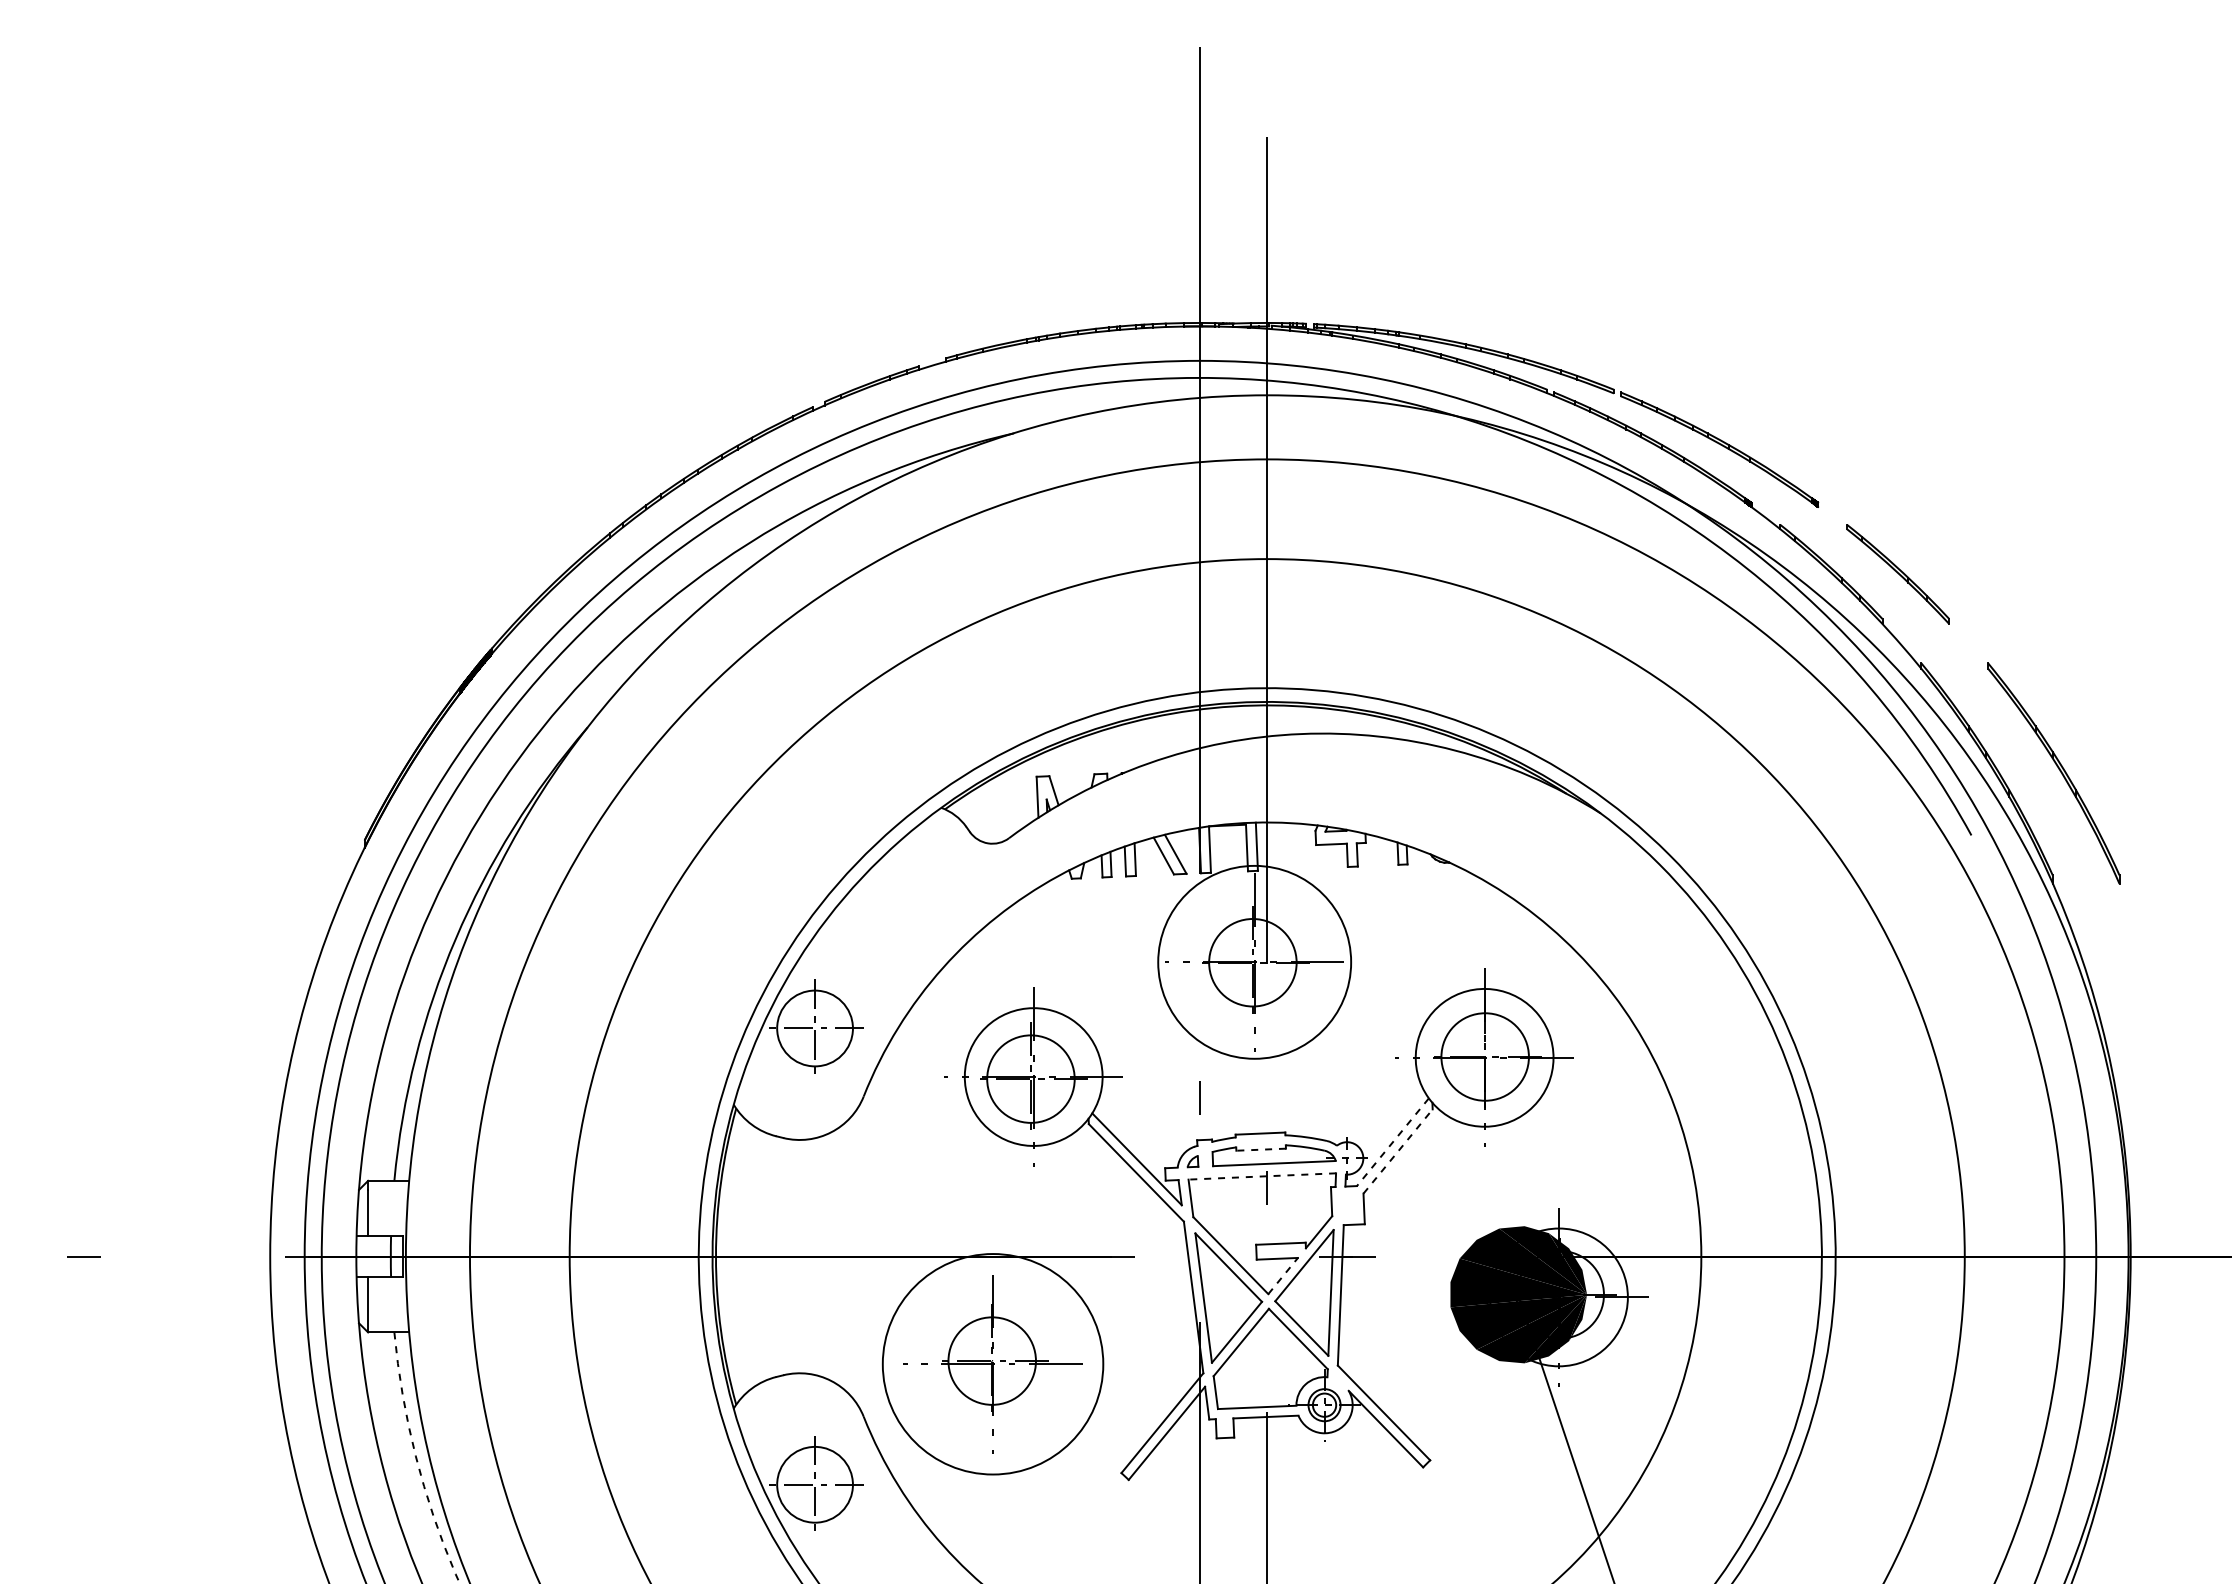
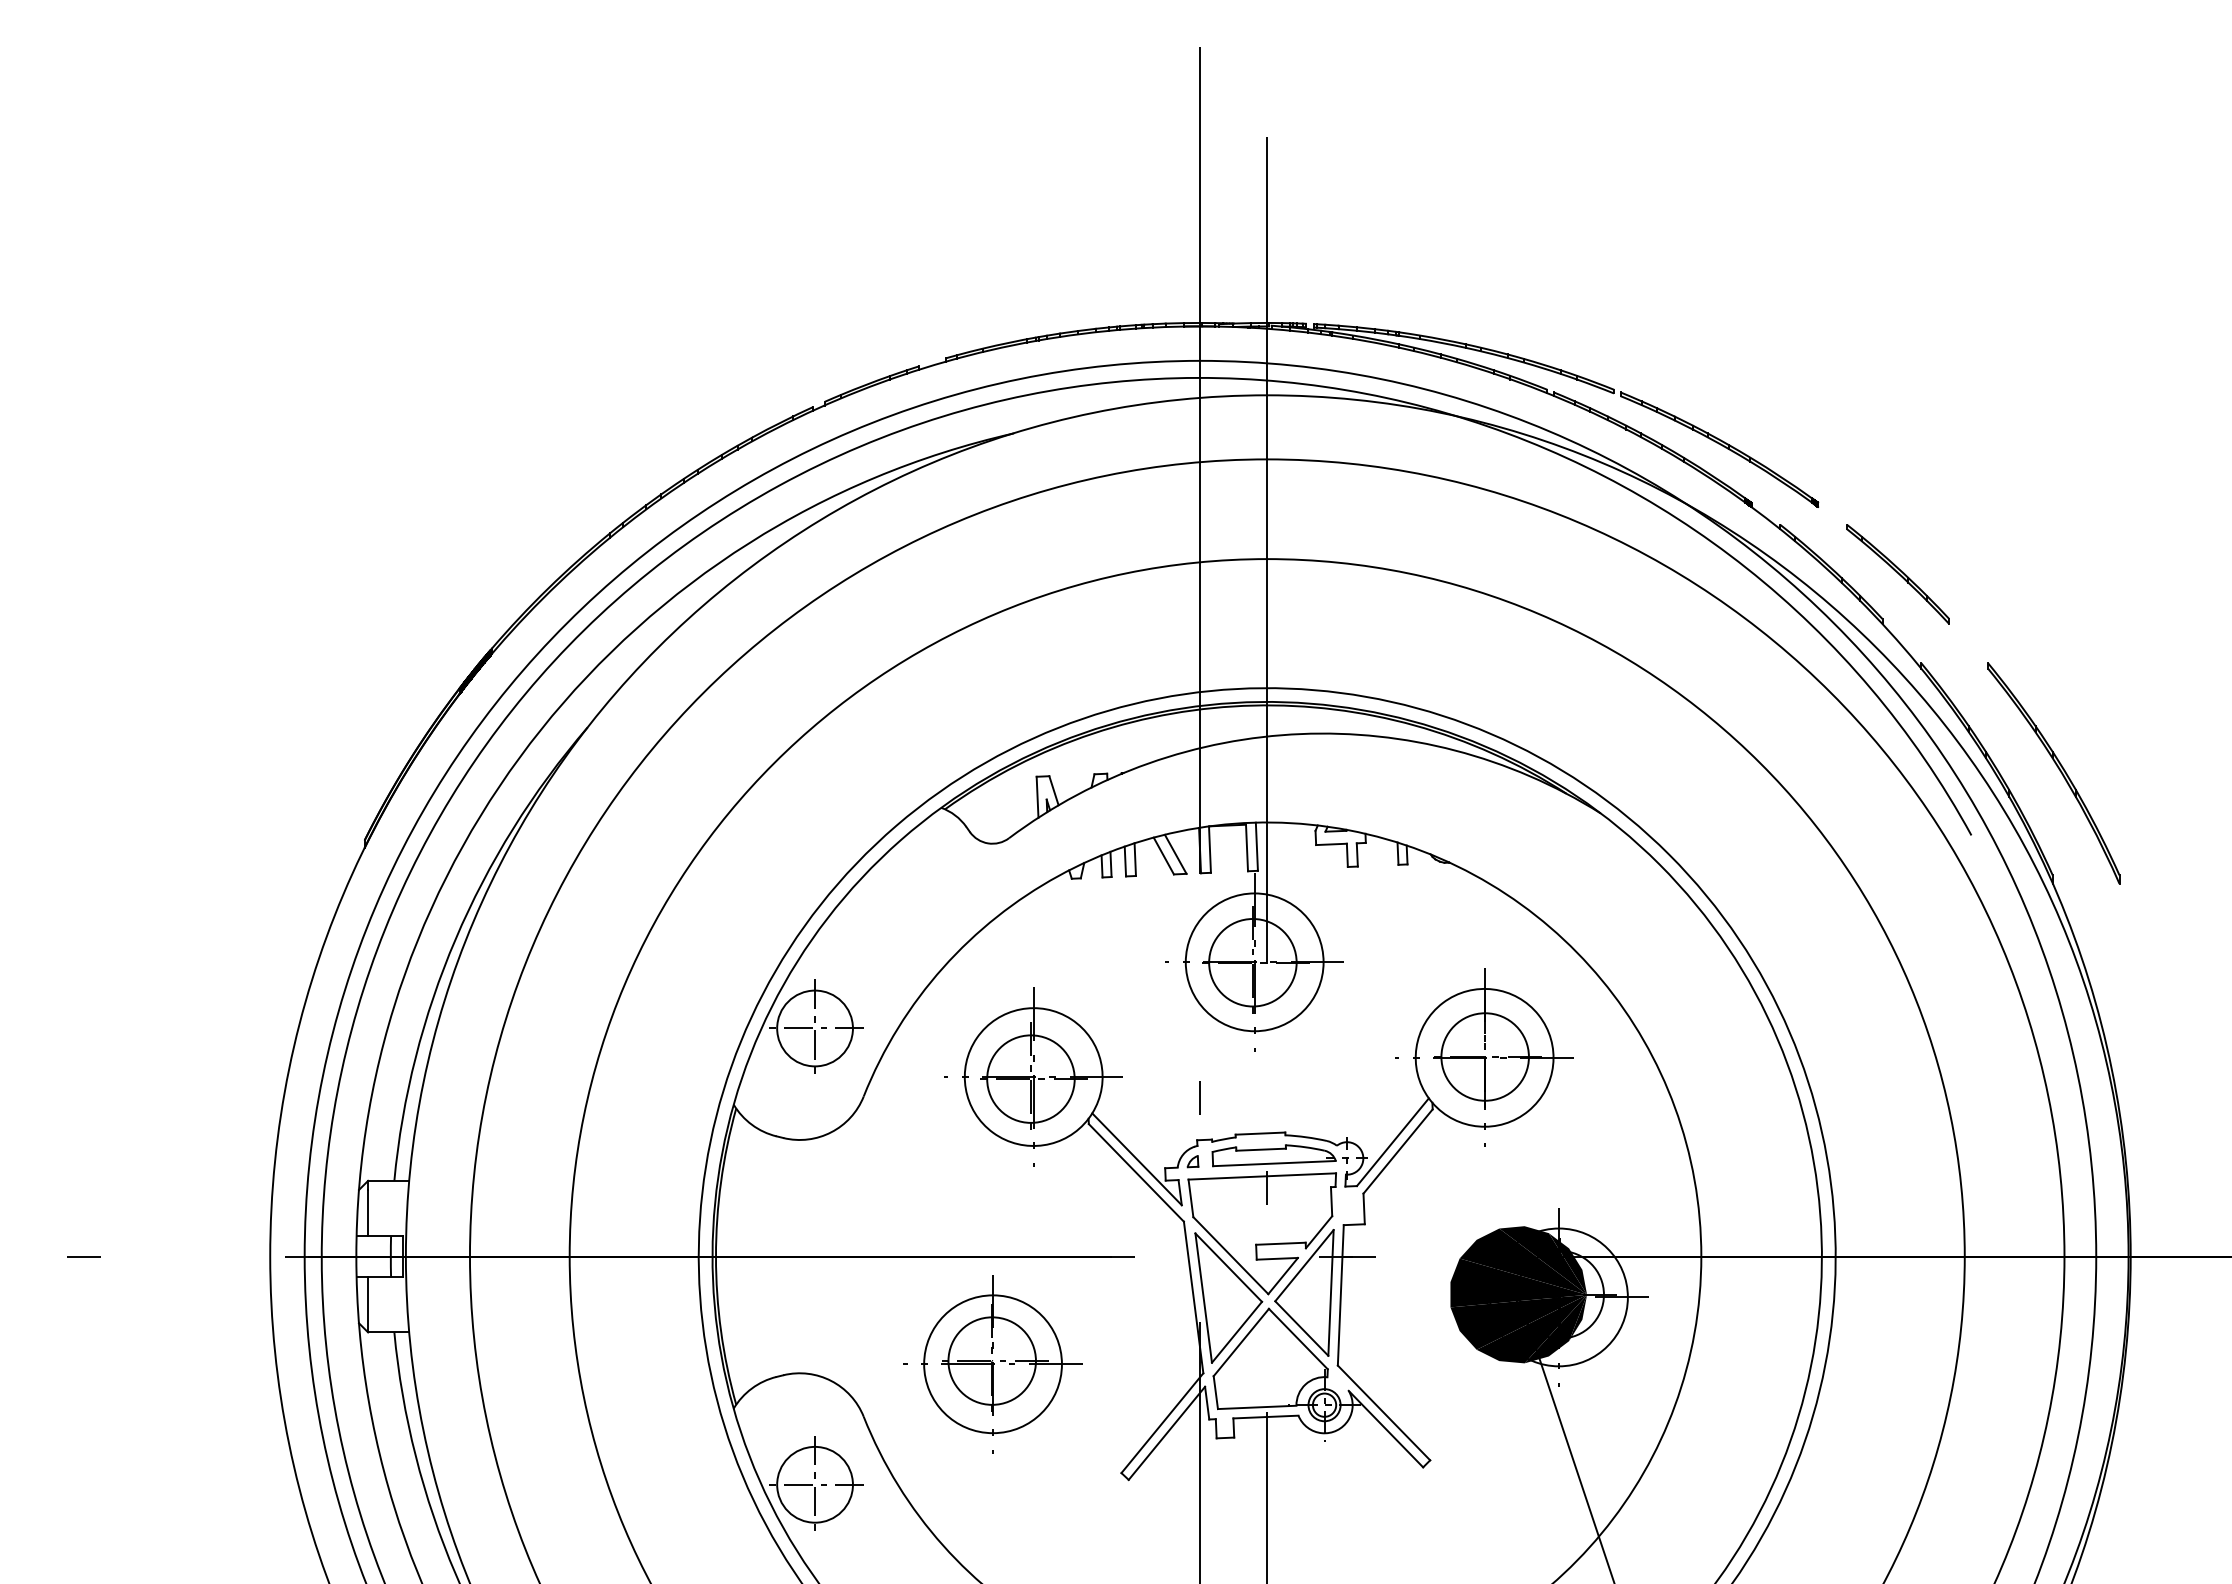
circle diameter: 193 px -> 138 px (1254, 962)
line: dashed -> solid (1392, 1142)
line: dashed -> solid (1261, 1149)
line: dashed -> solid (1398, 1151)
line: dashed -> solid (1262, 1176)
line: dashed -> solid (1283, 1275)
circle diameter: 220 px -> 138 px (992, 1364)
arc: dashed -> solid (417, 1460)
